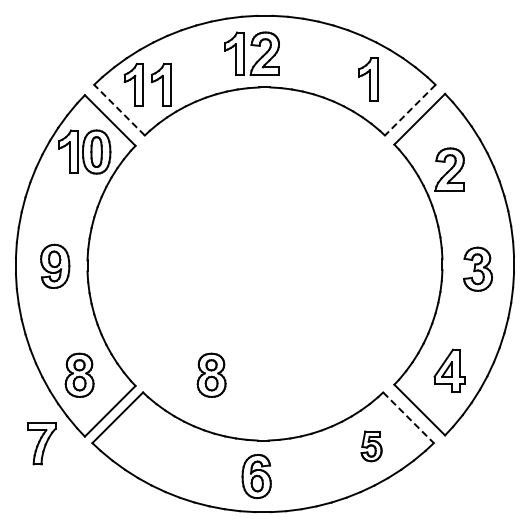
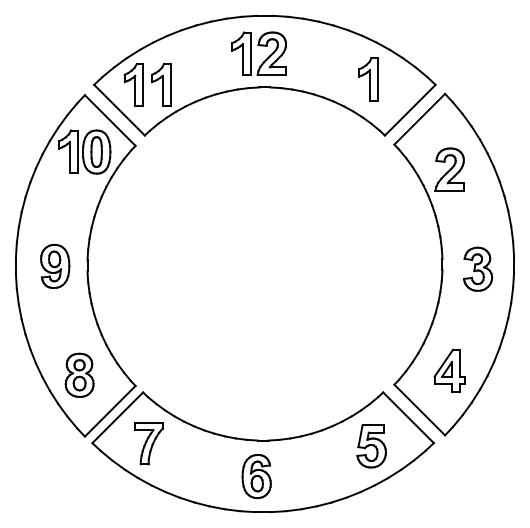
part position: (244, 53) -> (251, 53) (251, 53)
line: dashed -> solid (119, 110)
line: dashed -> solid (410, 110)
part: present -> none (211, 374)
line: dashed -> solid (408, 417)
part position: (41, 443) -> (148, 443) (148, 443)
part size: 23x33 px -> 31x45 px (371, 446)
